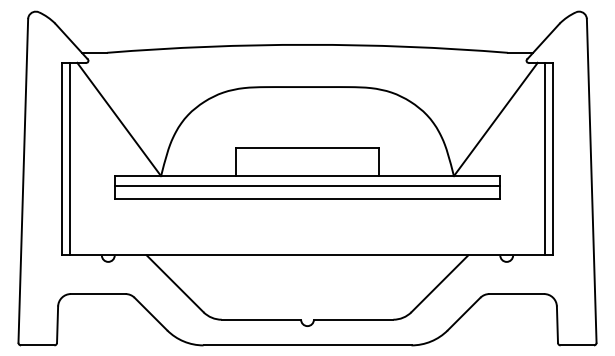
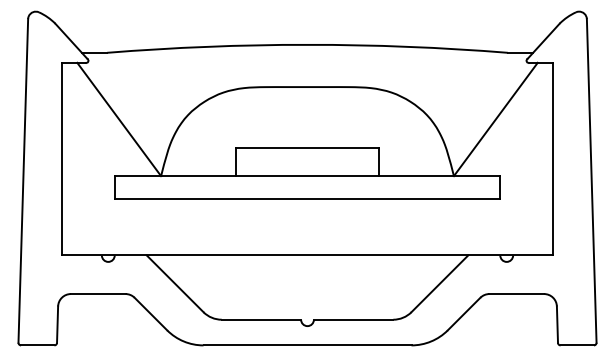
line: present -> none (69, 158)
line: present -> none (545, 158)
line: present -> none (307, 186)
